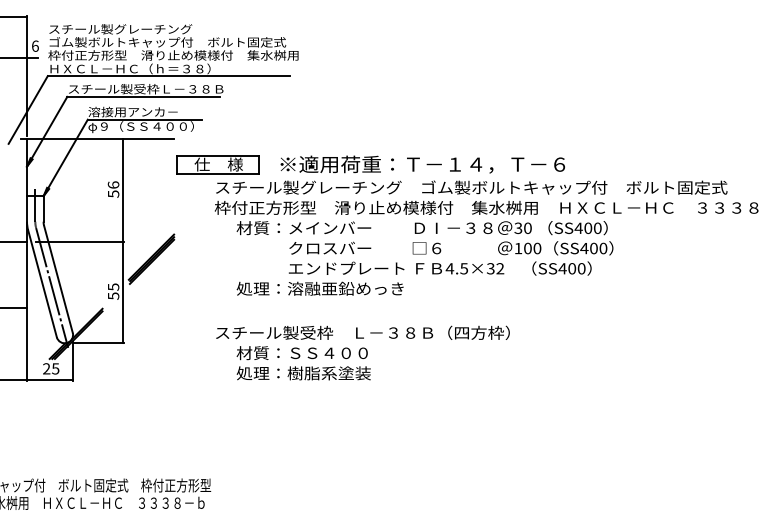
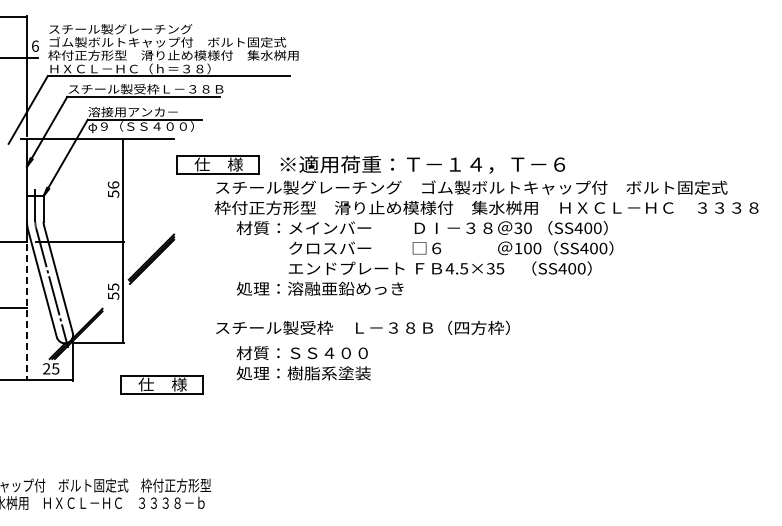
text: 4.5×32 -> 4.5×35 (500, 268)
line: solid -> dashed (27, 312)
text position: (362, 332) -> (362, 327) (362, 327)
part: none -> present (161, 384)
